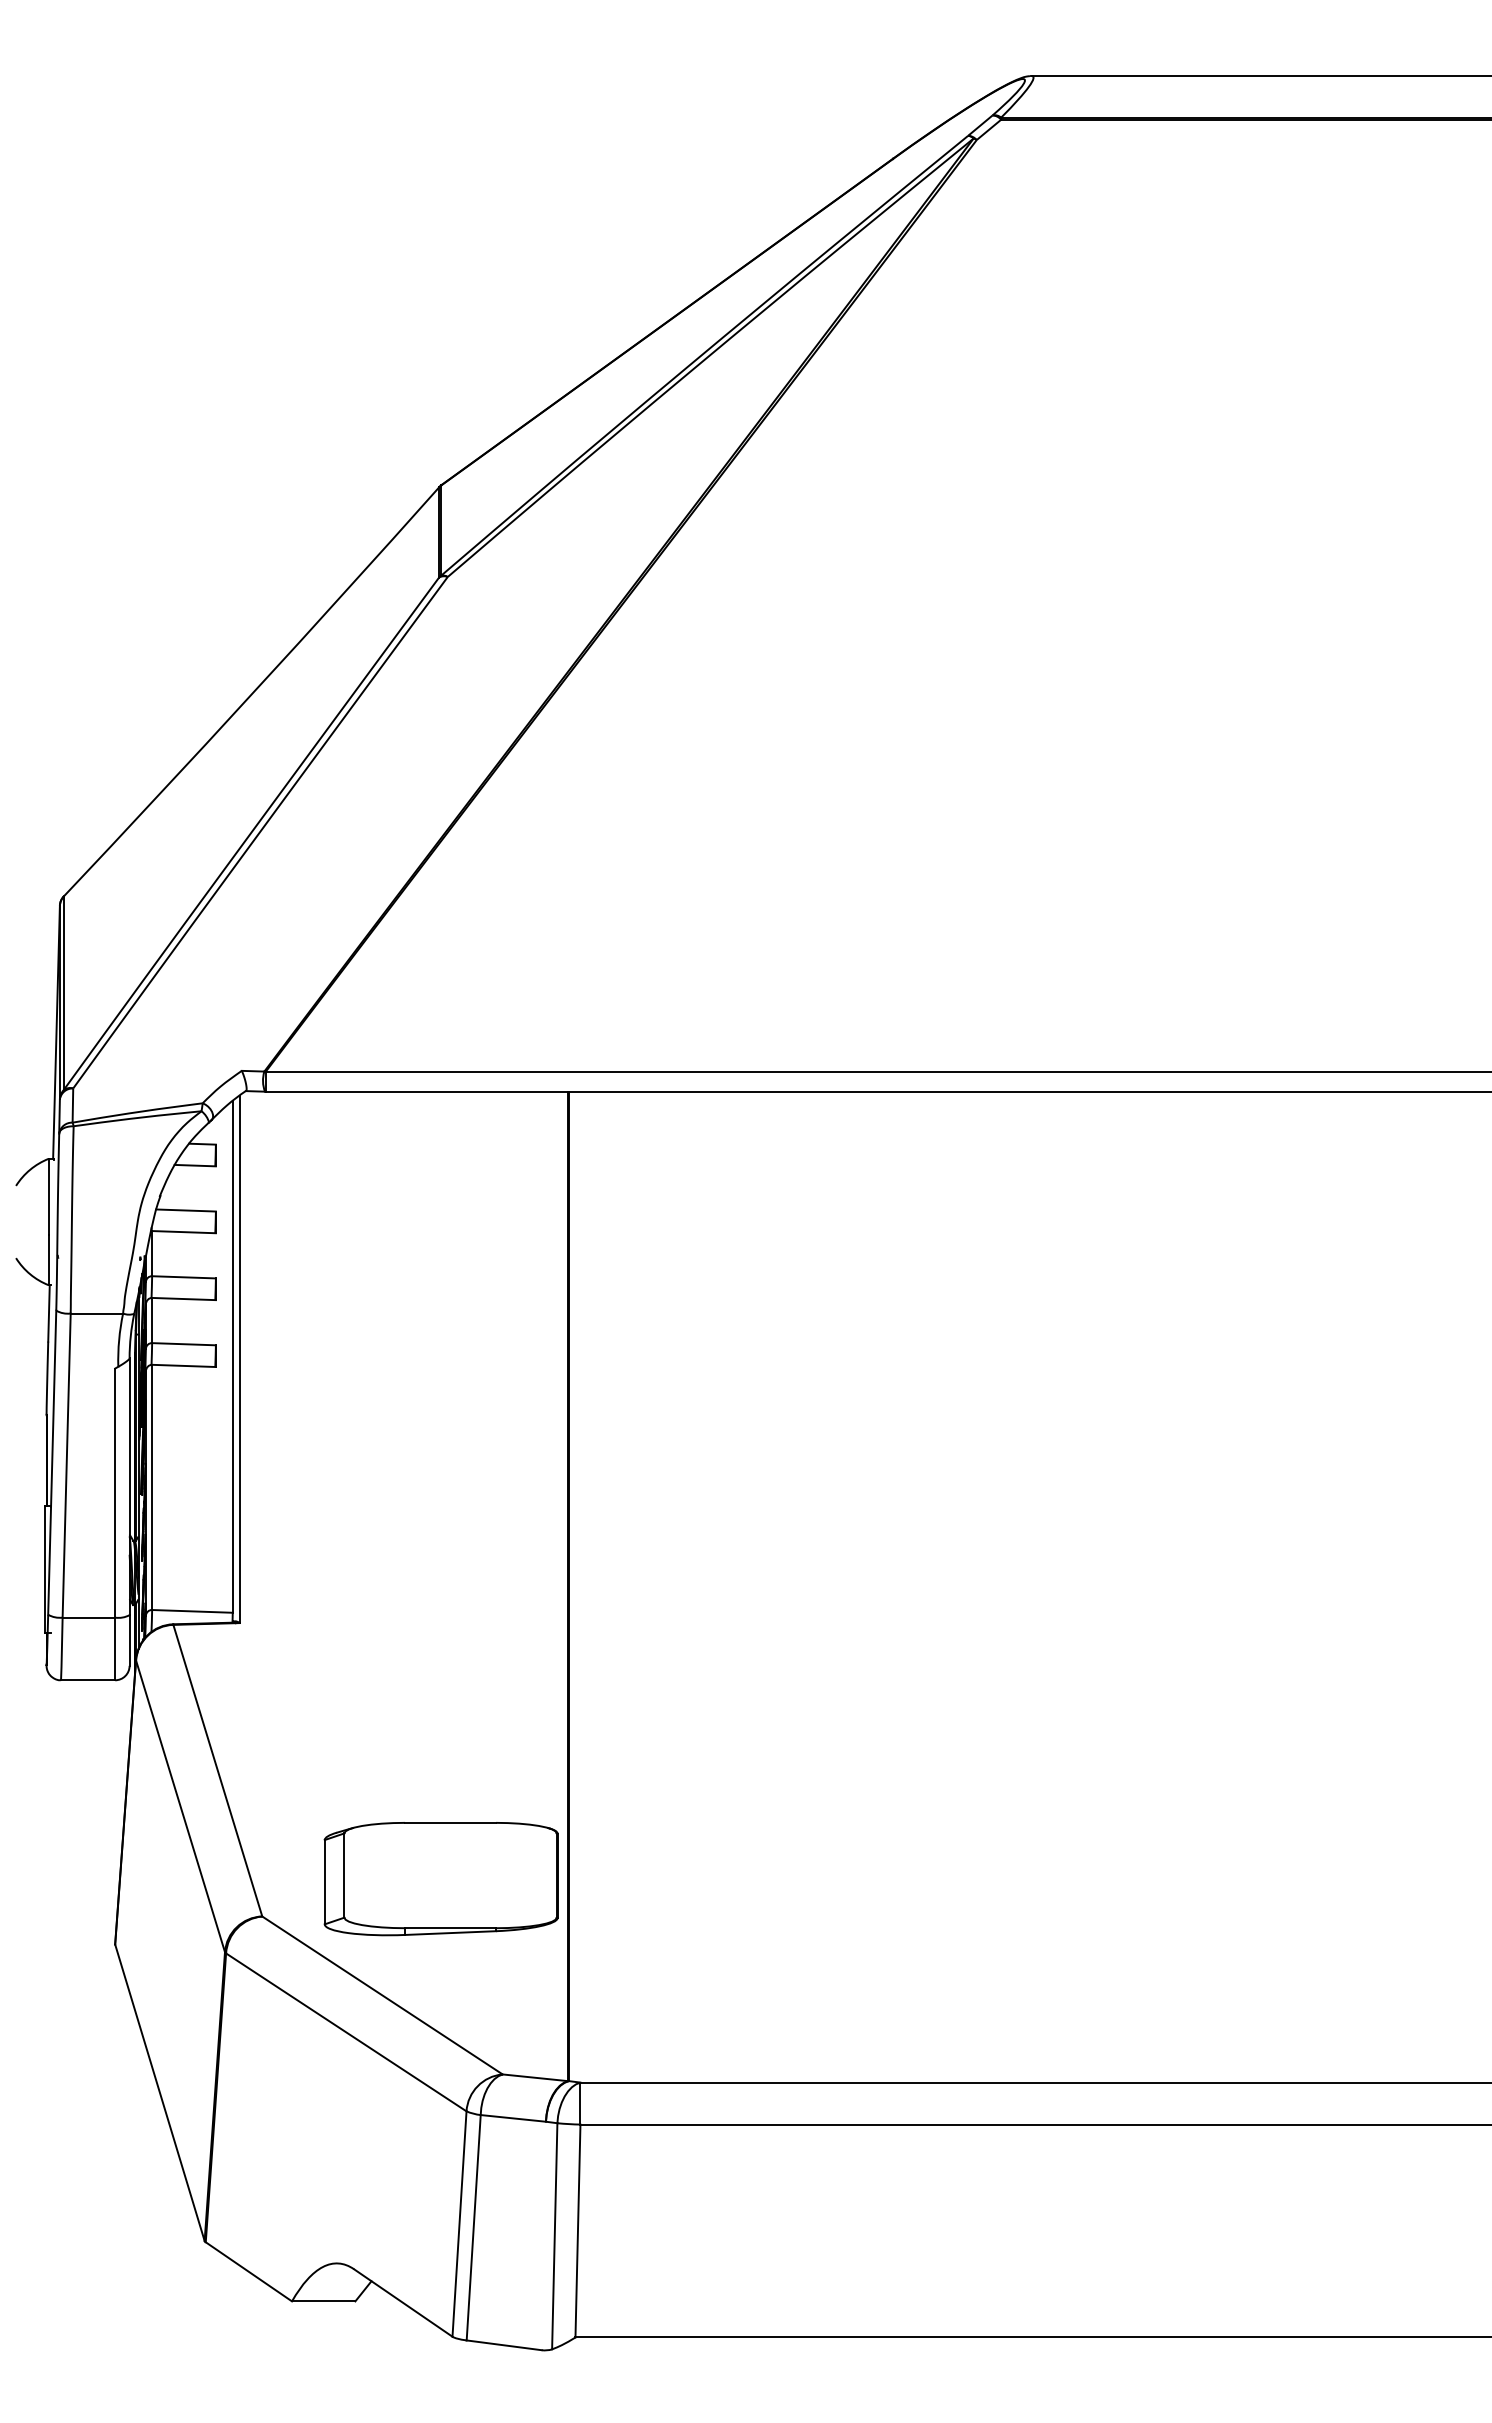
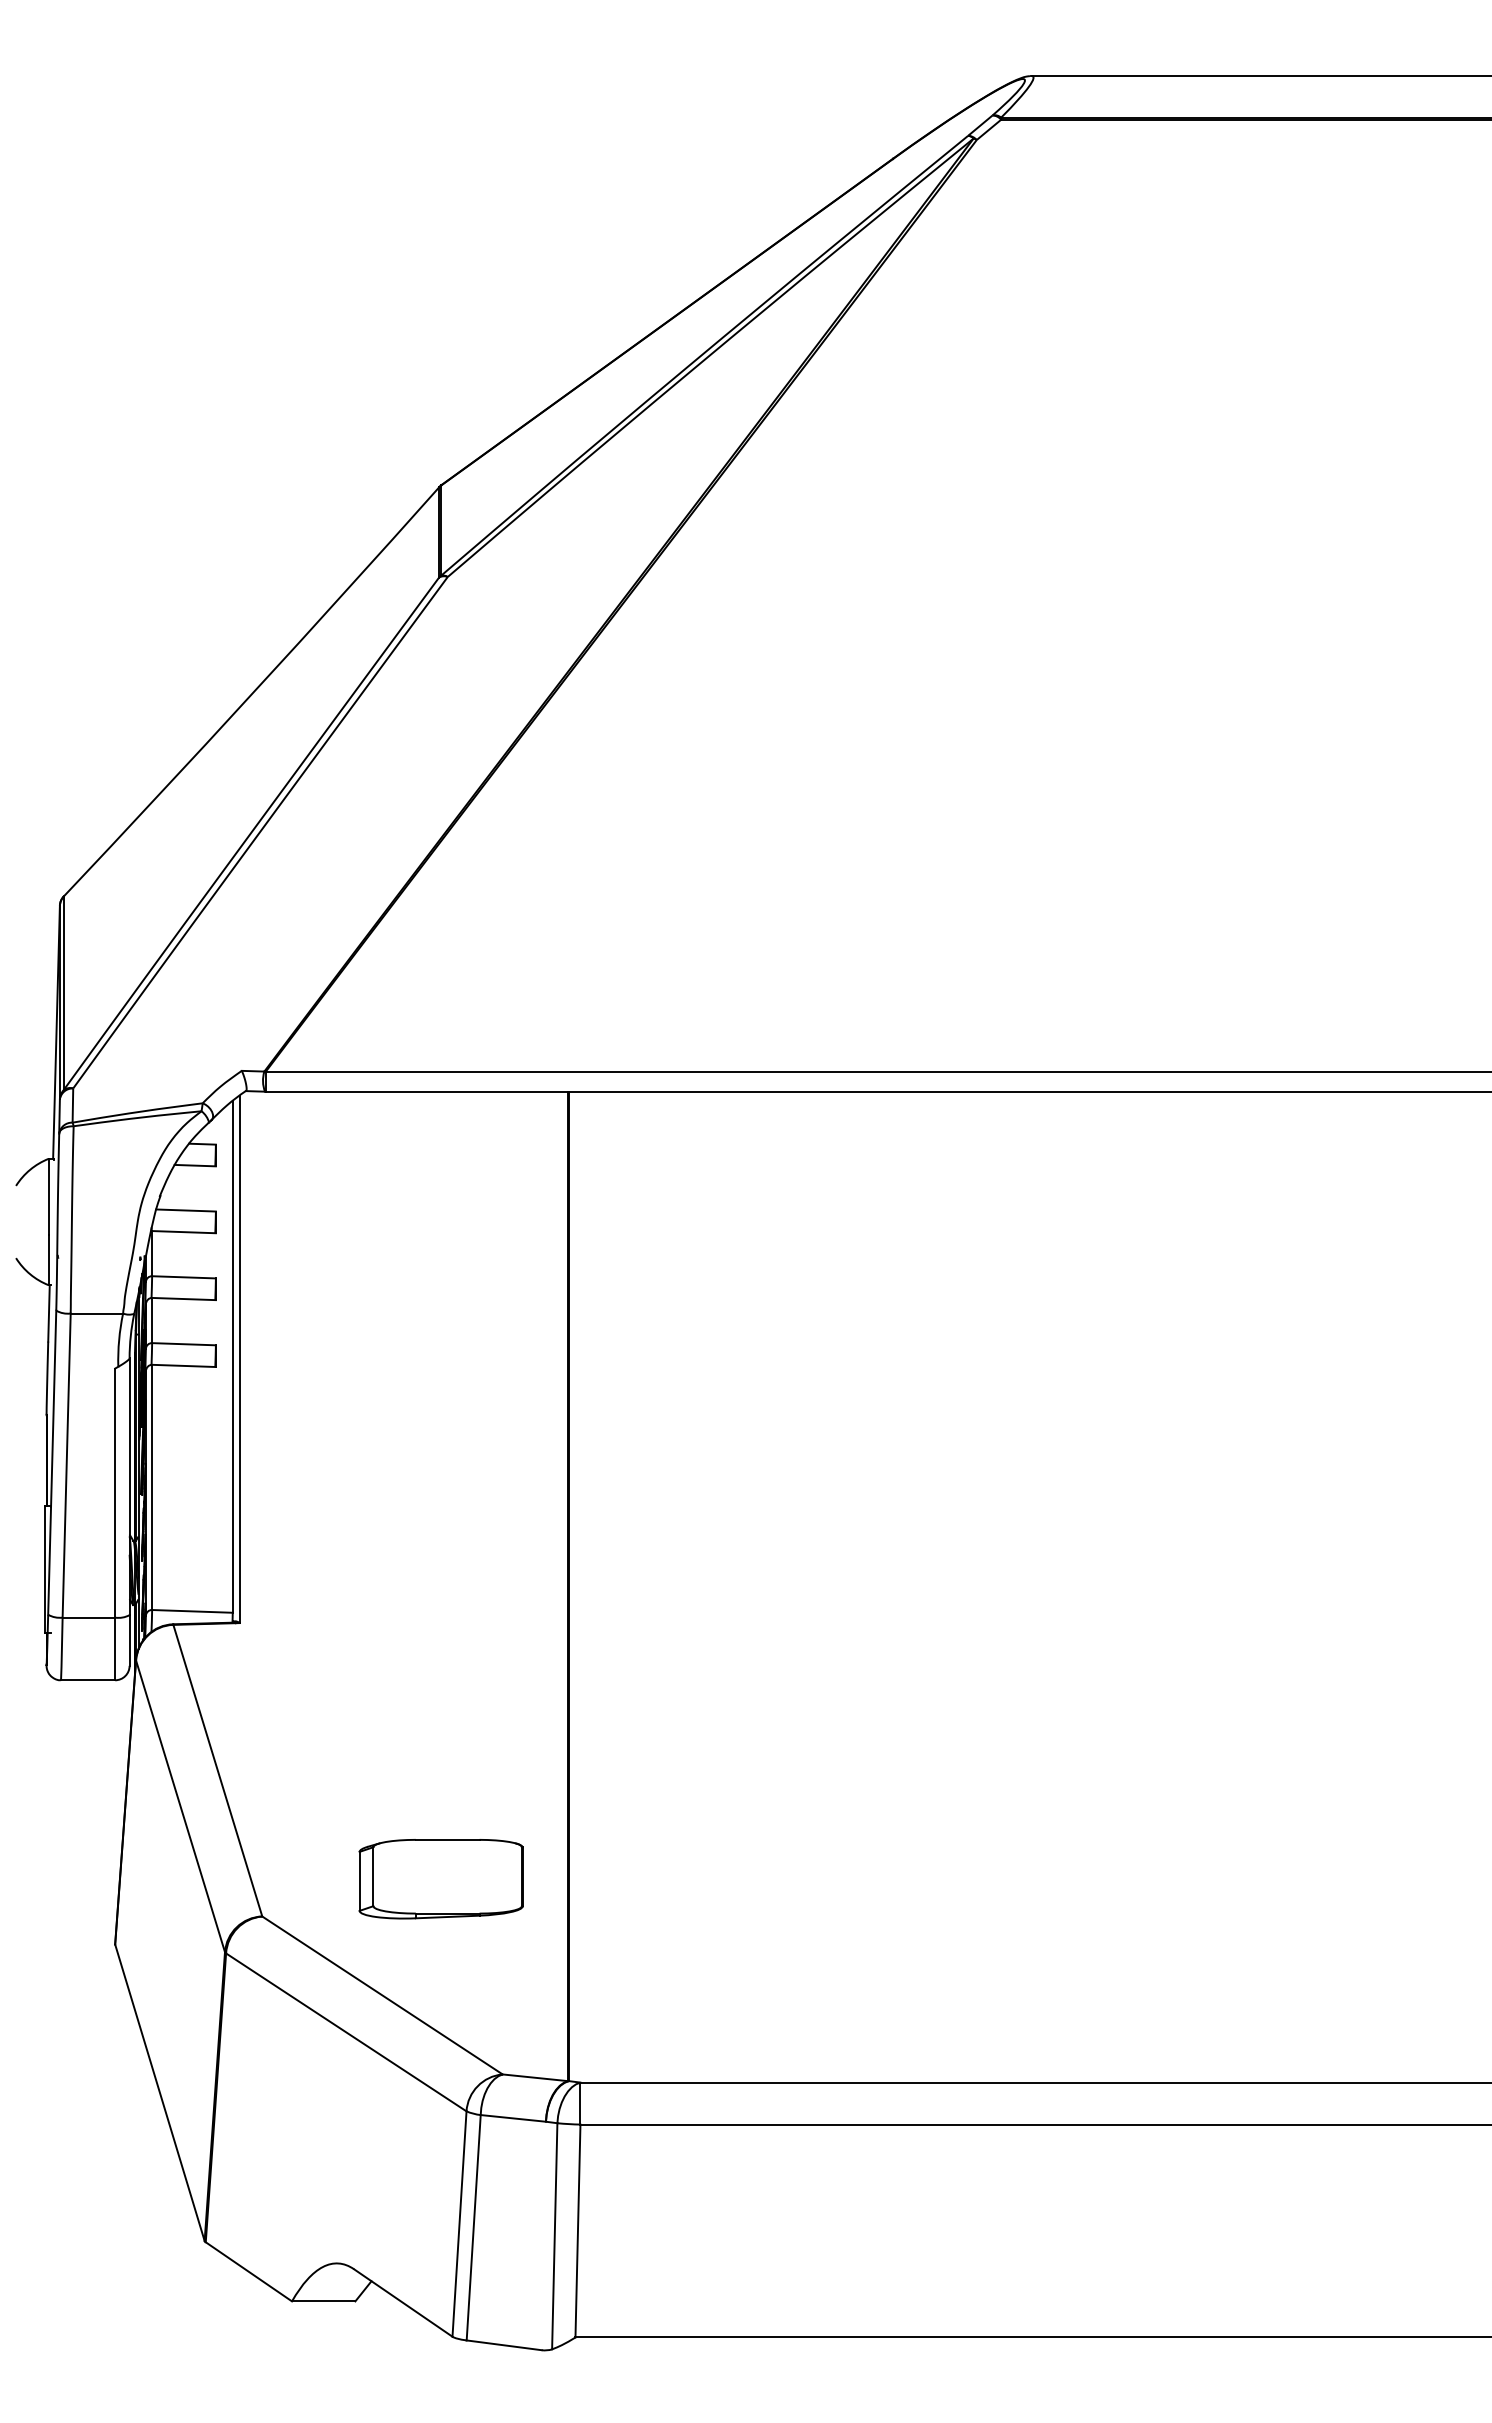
part size: 236x115 px -> 166x81 px (440, 1879)
